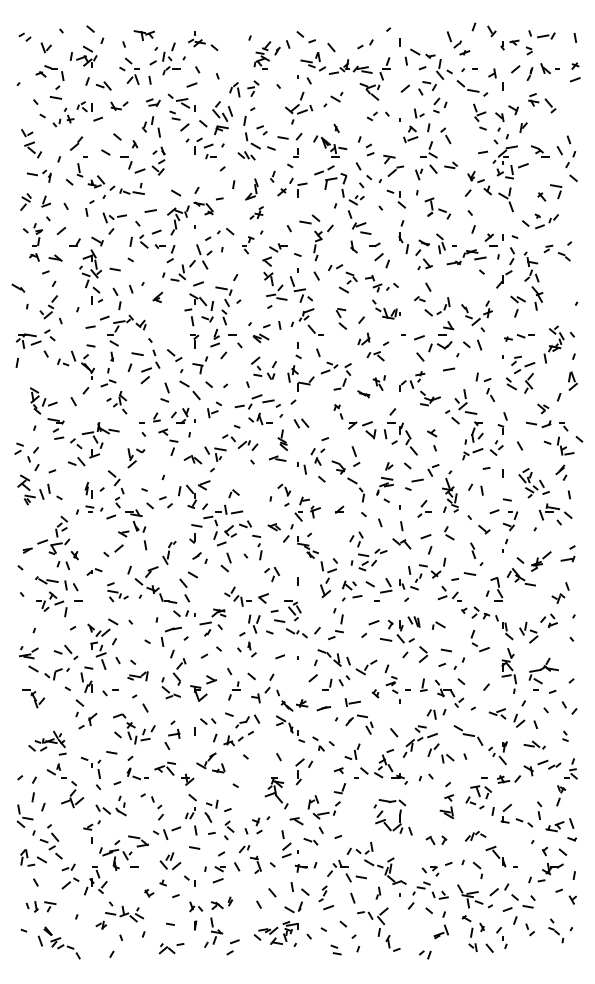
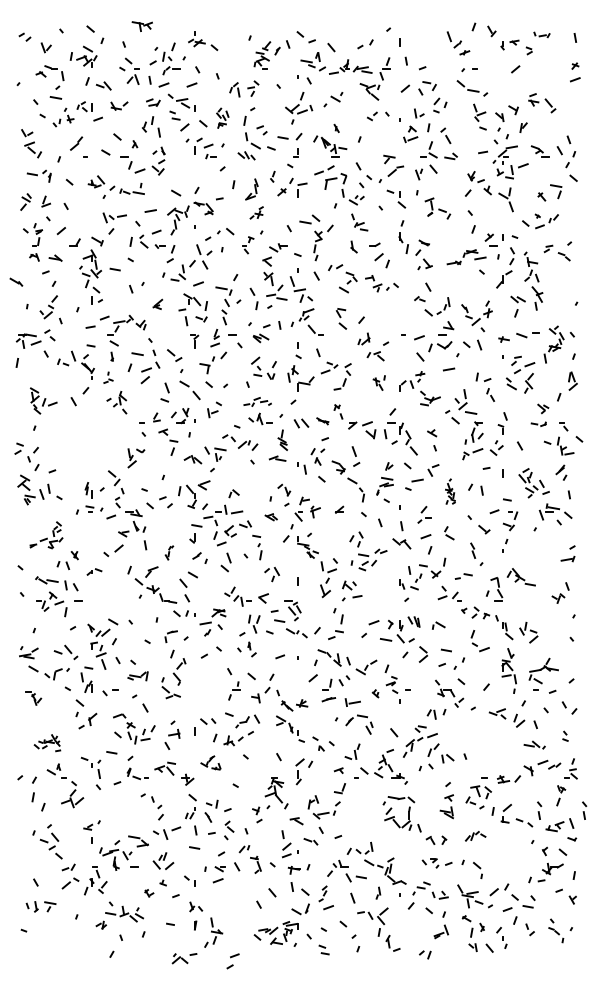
part size: 28x10 px -> 18x8 px (541, 34)
part position: (143, 35) -> (141, 26) (141, 26)
part: present -> none (431, 63)
part: present -> none (542, 71)
part: present -> none (495, 79)
line: none -> present (163, 84)
part size: 22x35 px -> 14x22 px (222, 117)
part: present -> none (370, 149)
part position: (450, 165) -> (450, 156) (450, 156)
part: present -> none (79, 170)
part: present -> none (89, 208)
part size: 24x25 px -> 18x19 px (359, 222)
part: present -> none (446, 243)
part position: (18, 287) -> (16, 281) (16, 281)
part position: (157, 296) -> (157, 303) (157, 303)
part position: (116, 298) -> (253, 298) (253, 298)
part position: (198, 309) -> (192, 309) (192, 309)
part: present -> none (386, 309)
part size: 31x8 px -> 42x11 px (518, 337)
part position: (199, 365) -> (206, 365) (206, 365)
part size: 17x20 px -> 11x13 px (108, 377)
part position: (363, 394) -> (322, 421) (322, 421)
part size: 47x16 px -> 29x10 px (257, 401)
part size: 26x9 px -> 17x6 px (538, 423)
part: present -> none (83, 442)
part size: 17x43 px -> 11x27 px (450, 491)
part position: (424, 508) -> (424, 514) (424, 514)
part position: (273, 527) -> (270, 517) (270, 517)
part size: 49x40 px -> 35x29 px (46, 535)
part size: 15x24 px -> 11x16 px (169, 552)
part: present -> none (533, 561)
part size: 26x9 px -> 19x7 px (463, 576)
part: present -> none (378, 589)
part: present -> none (117, 592)
part: present -> none (548, 620)
part size: 22x21 px -> 14x13 px (170, 636)
part: present -> none (423, 684)
part: present -> none (203, 688)
part size: 24x20 px -> 18x15 px (33, 698)
part position: (323, 708) -> (328, 699) (328, 699)
part size: 39x26 px -> 29x19 px (47, 743)
part: present -> none (480, 745)
part size: 30x22 px -> 22x16 px (210, 762)
part position: (425, 777) -> (425, 767) (425, 767)
part: present -> none (110, 805)
part: none -> present (584, 810)
part: present -> none (24, 815)
part position: (399, 817) -> (408, 814) (408, 814)
part position: (261, 825) -> (261, 814) (261, 814)
part: present -> none (501, 856)
part: present -> none (33, 857)
part position: (170, 860) -> (163, 860) (163, 860)
part position: (305, 867) -> (298, 869) (298, 869)
part position: (430, 871) -> (430, 863) (430, 863)
part: present -> none (222, 902)
part position: (293, 907) -> (300, 909) (300, 909)
part: present -> none (58, 942)
part position: (232, 947) -> (232, 961) (232, 961)
part position: (171, 948) -> (184, 958) (184, 958)
part position: (335, 949) -> (323, 949) (323, 949)
